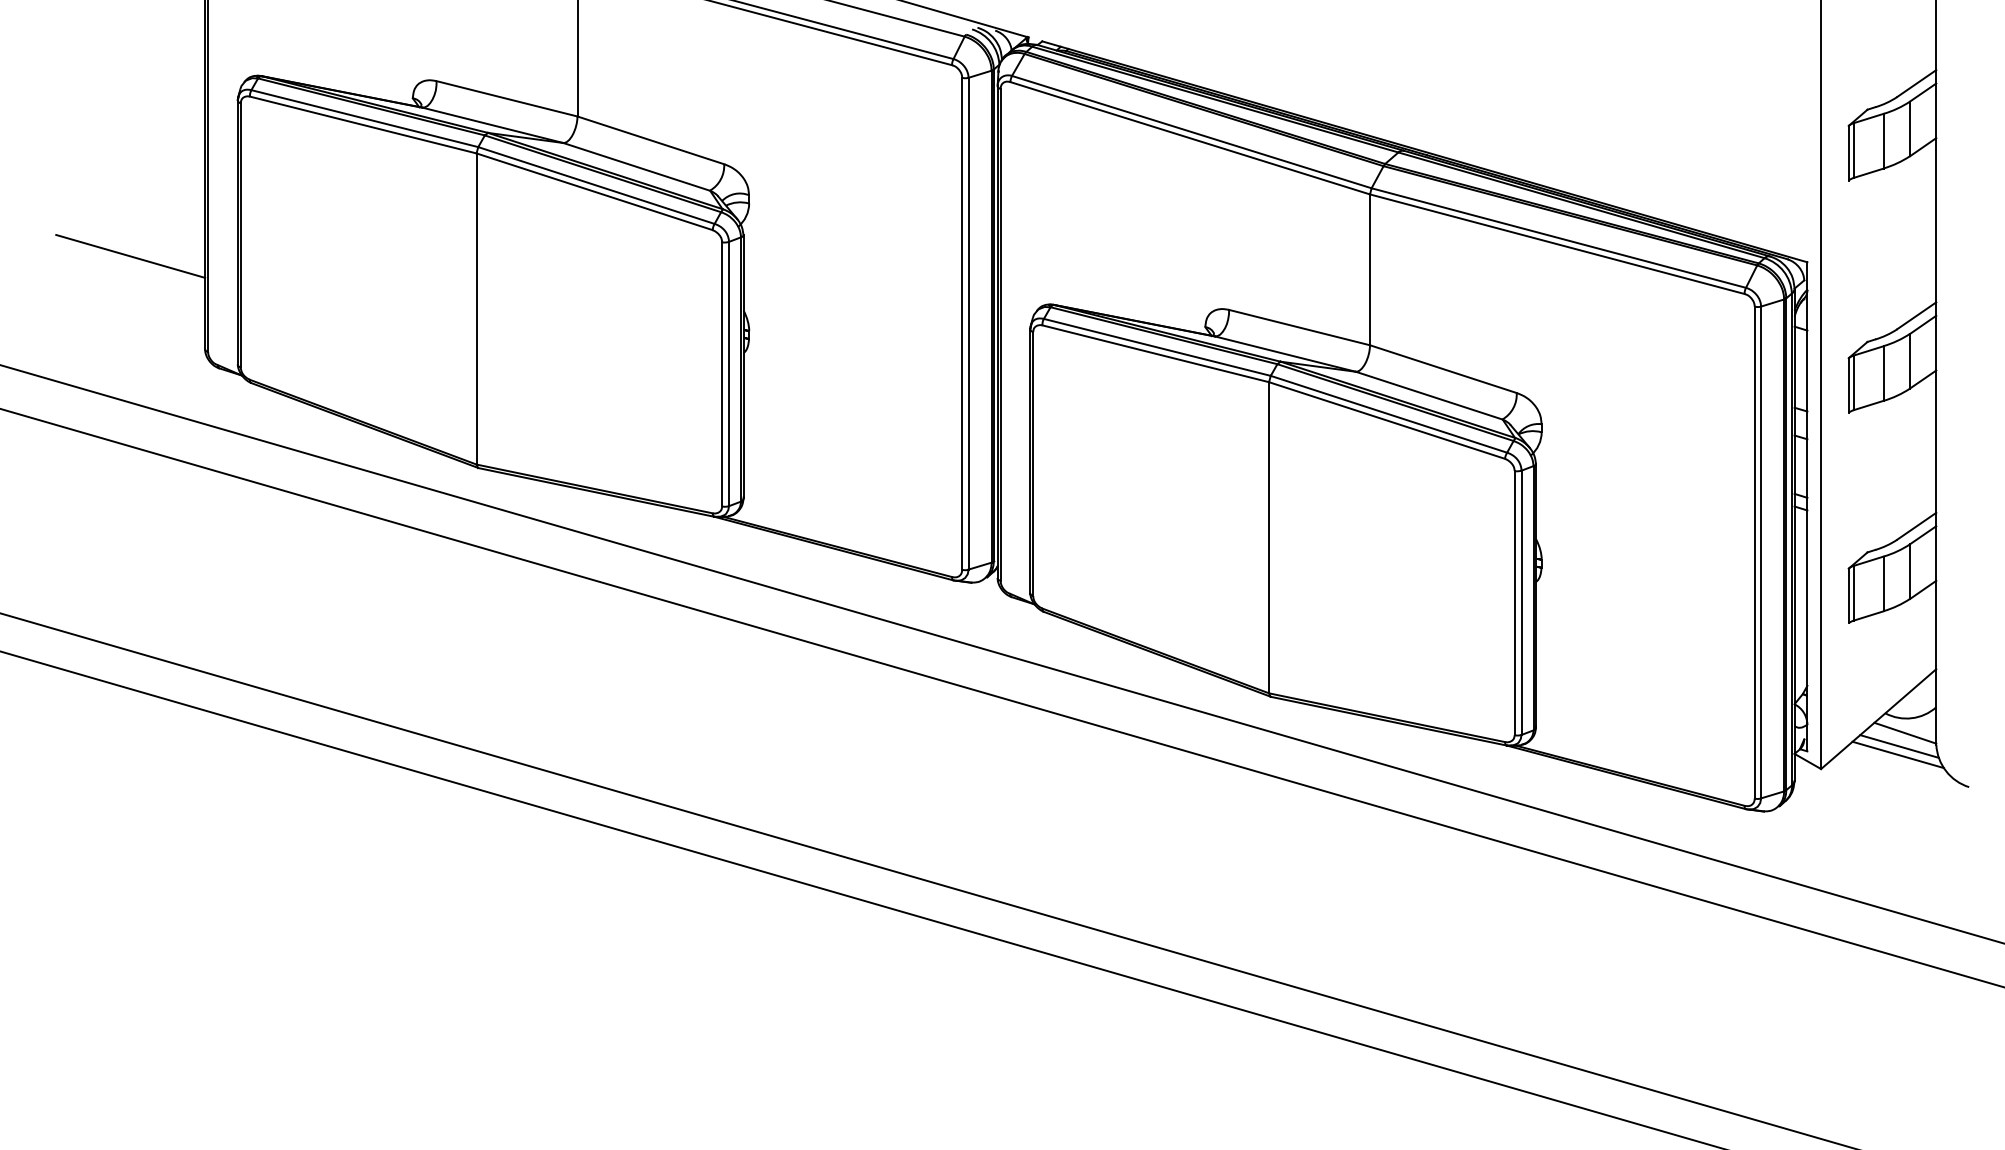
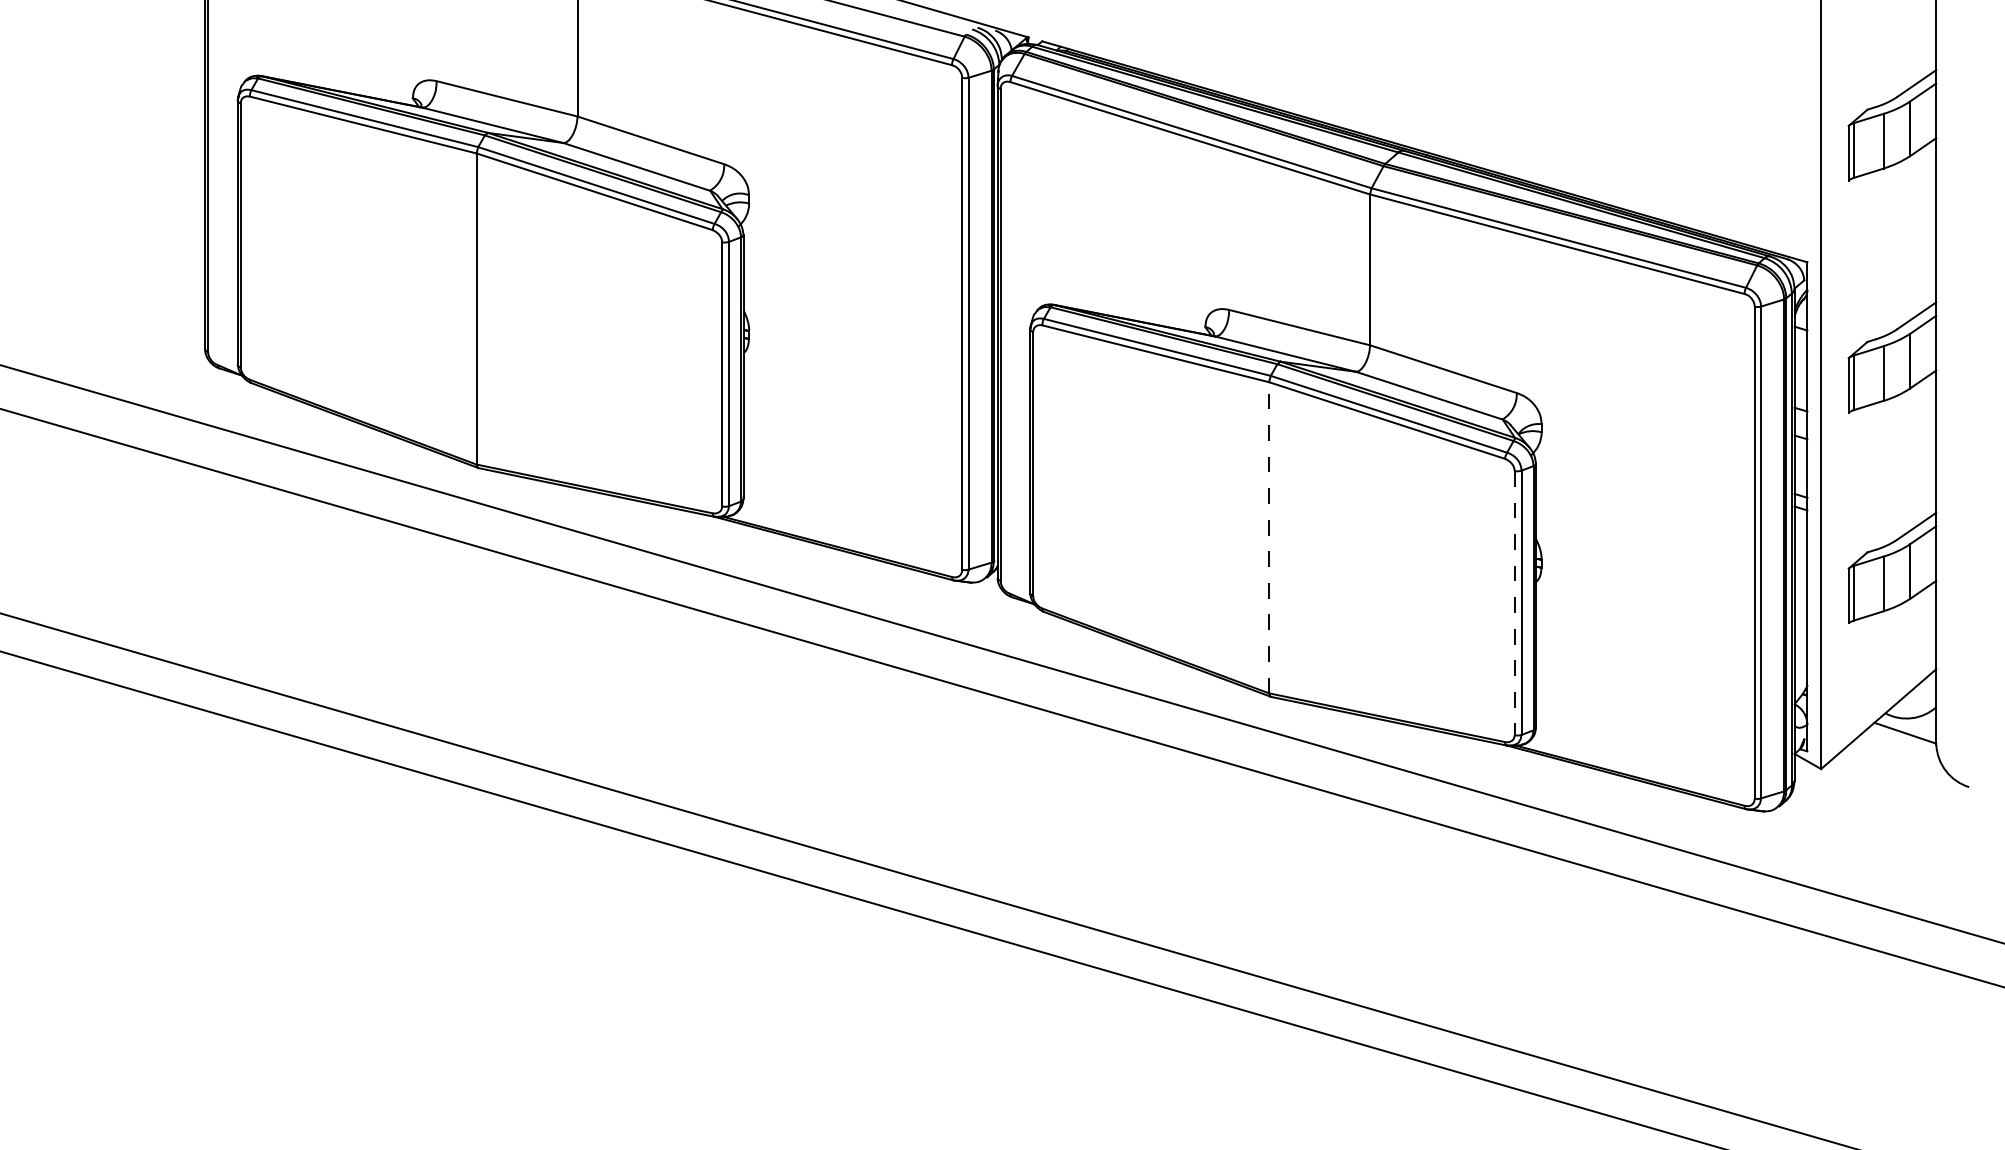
line: present -> none (130, 255)
line: solid -> dashed (1269, 537)
line: solid -> dashed (1514, 603)
line: present -> none (1899, 746)
line: present -> none (1898, 754)
